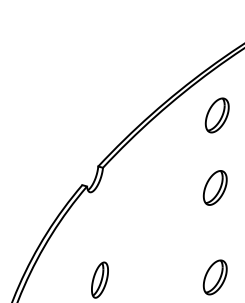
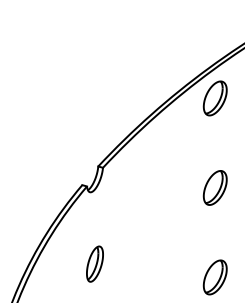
part position: (216, 115) -> (214, 98) (214, 98)
part position: (99, 279) -> (94, 263) (94, 263)
